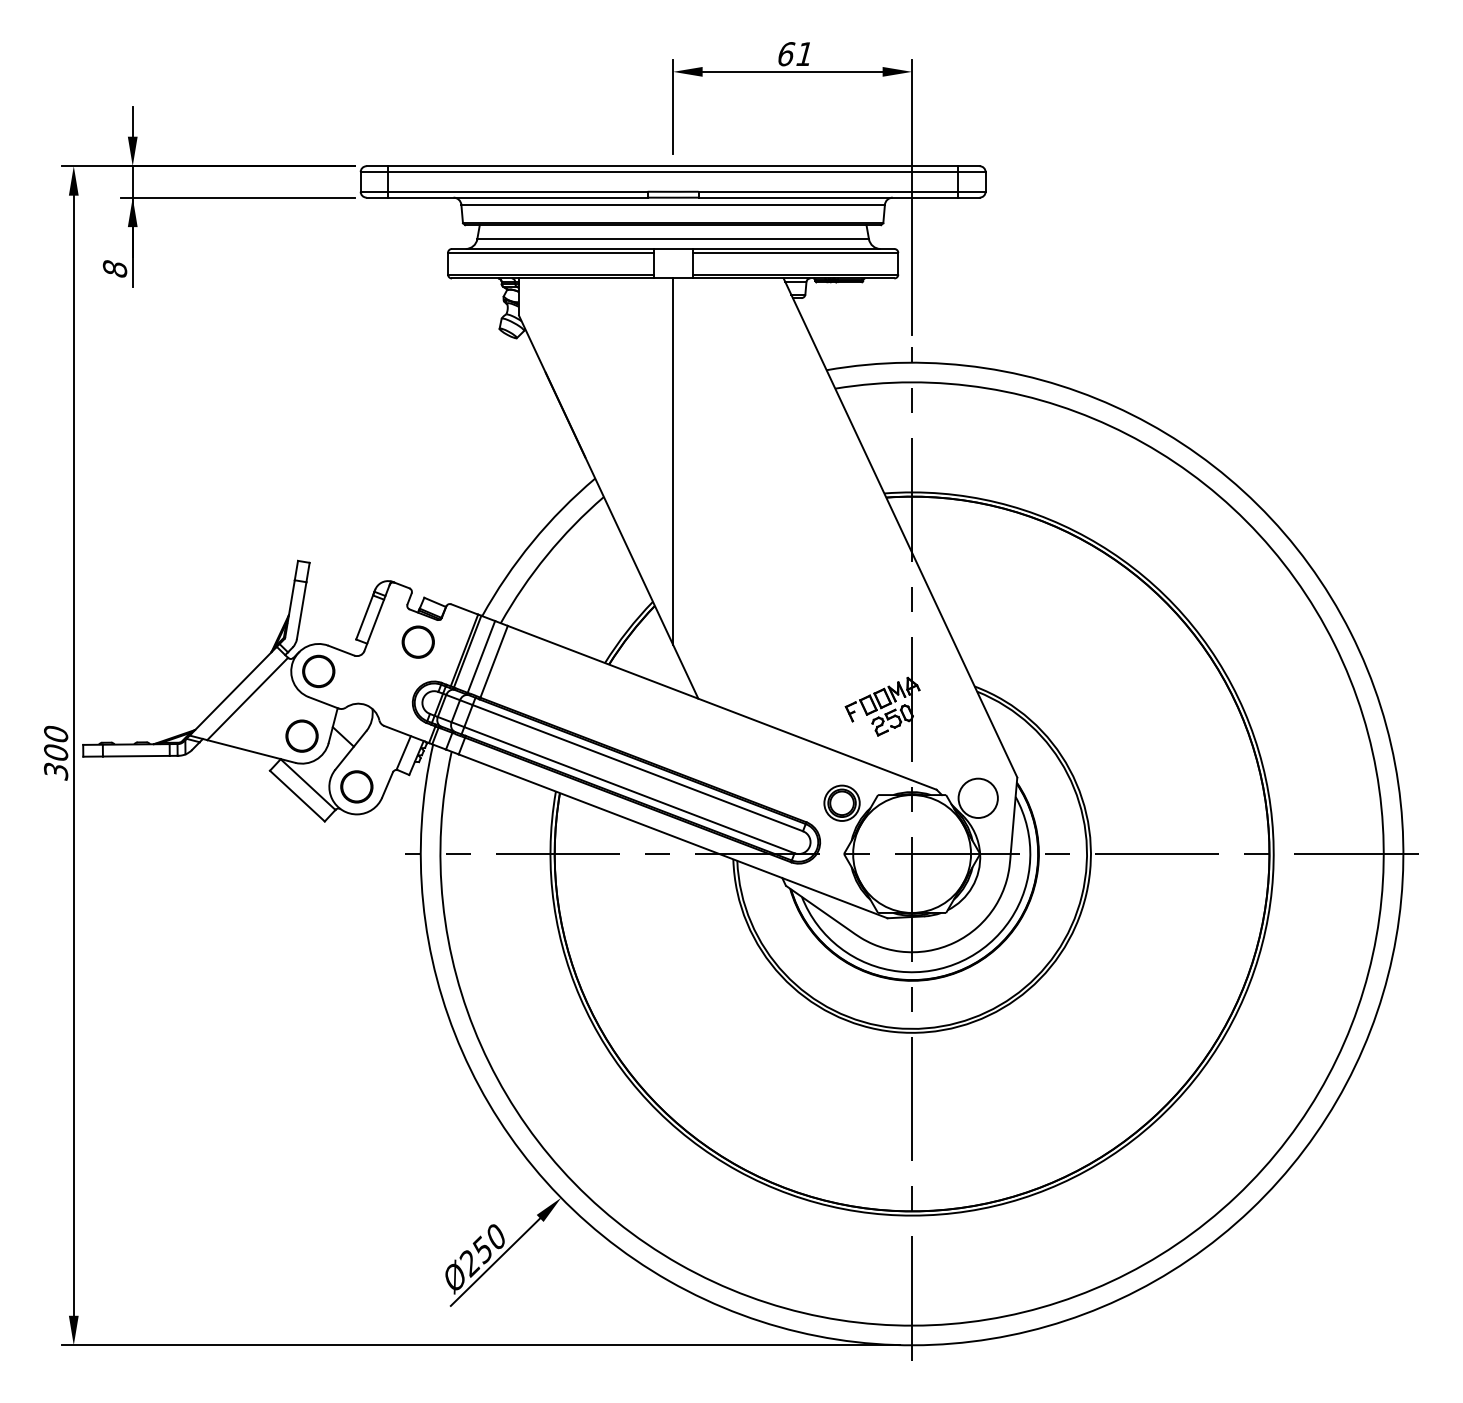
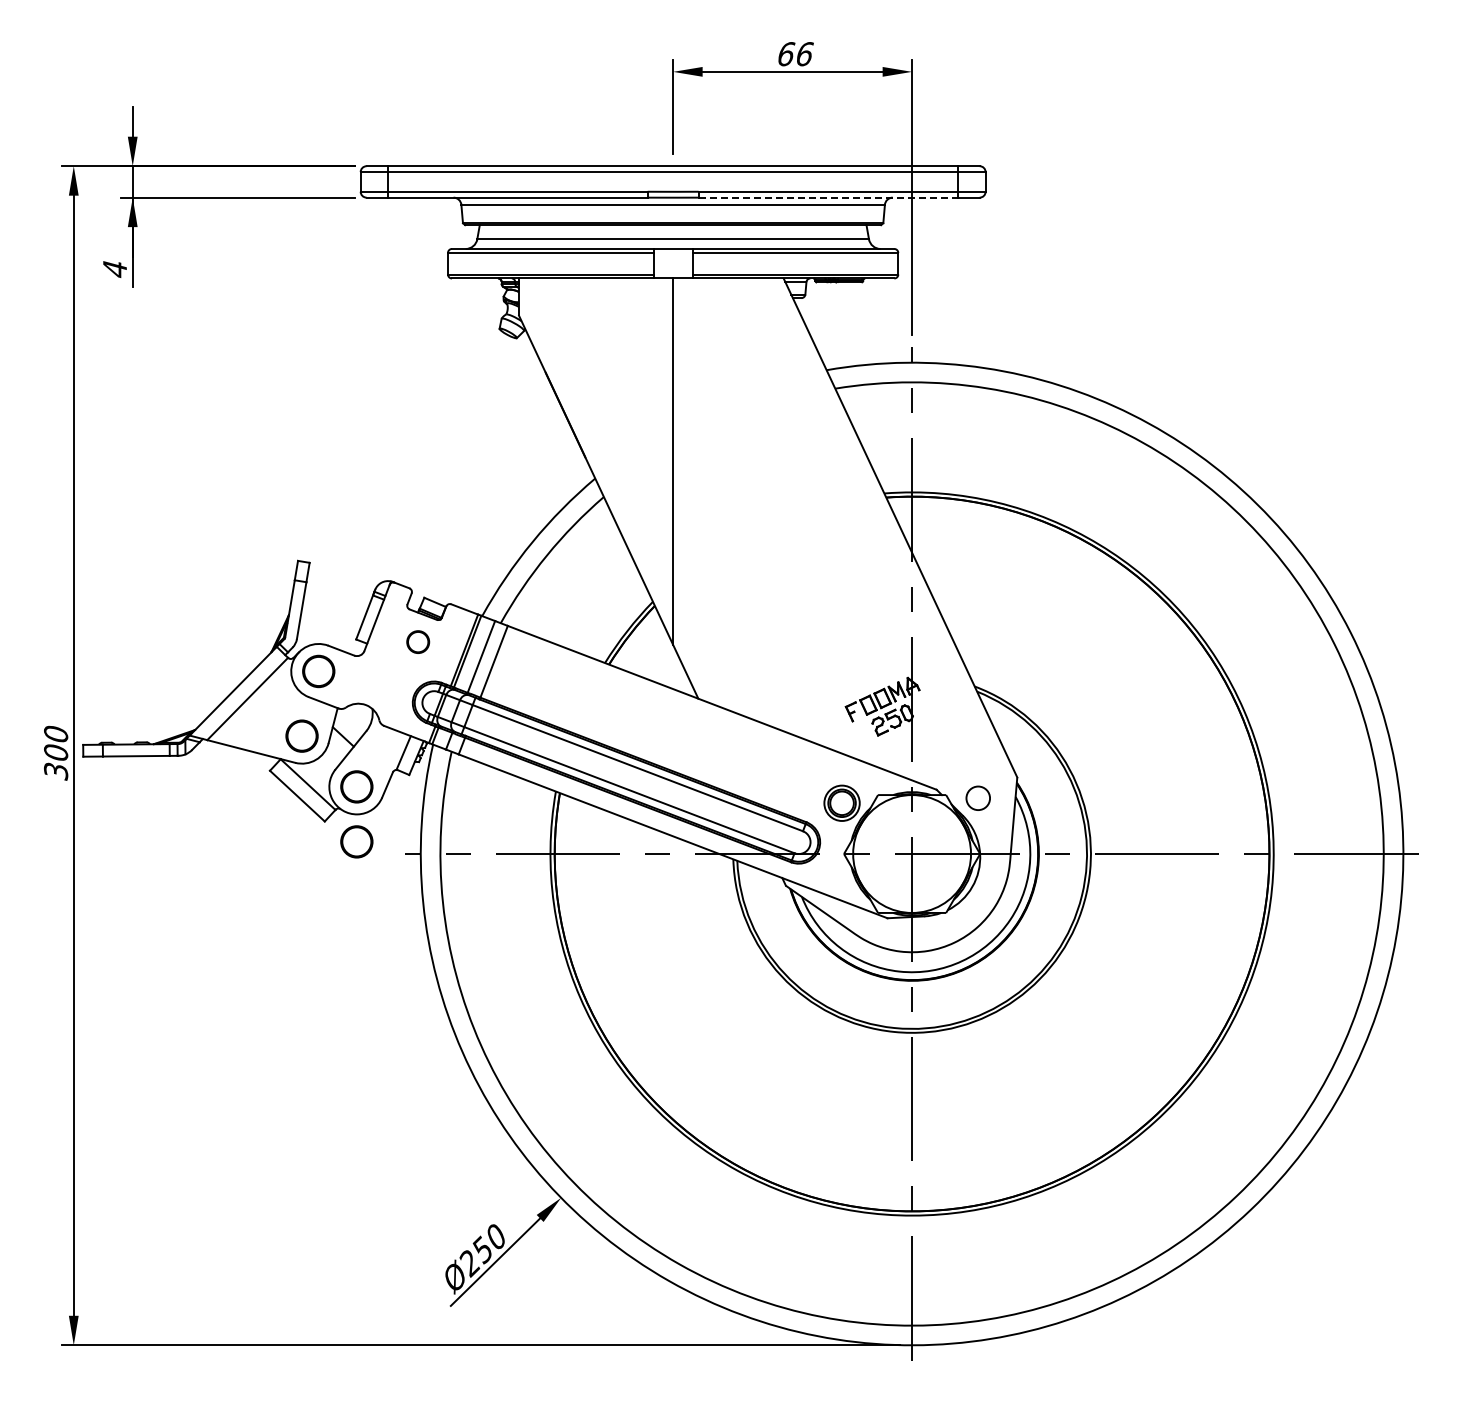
text: 61 -> 66 (804, 54)
line: solid -> dashed (828, 197)
text: 8 -> 4 (114, 268)
circle size: 34x34 px -> 25x24 px (418, 641)
circle diameter: 39 px -> 24 px (978, 798)
circle: none -> present (356, 841)
